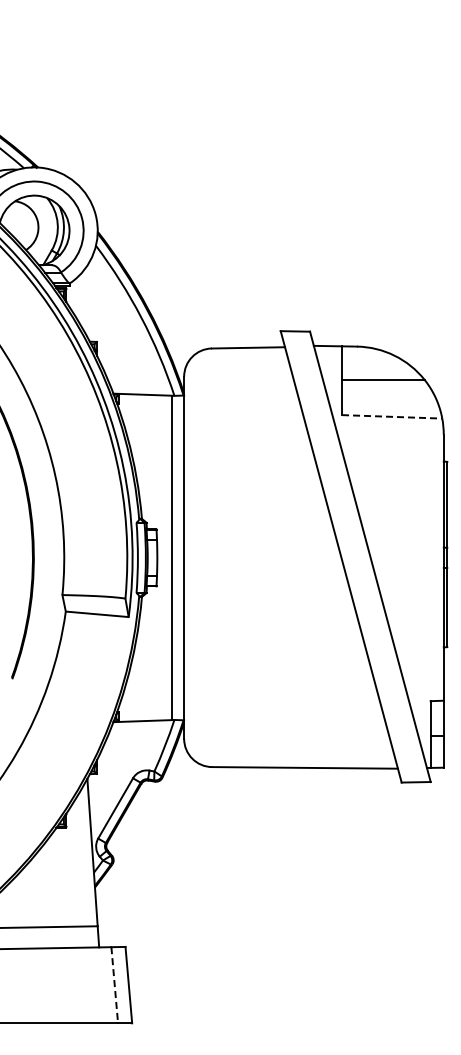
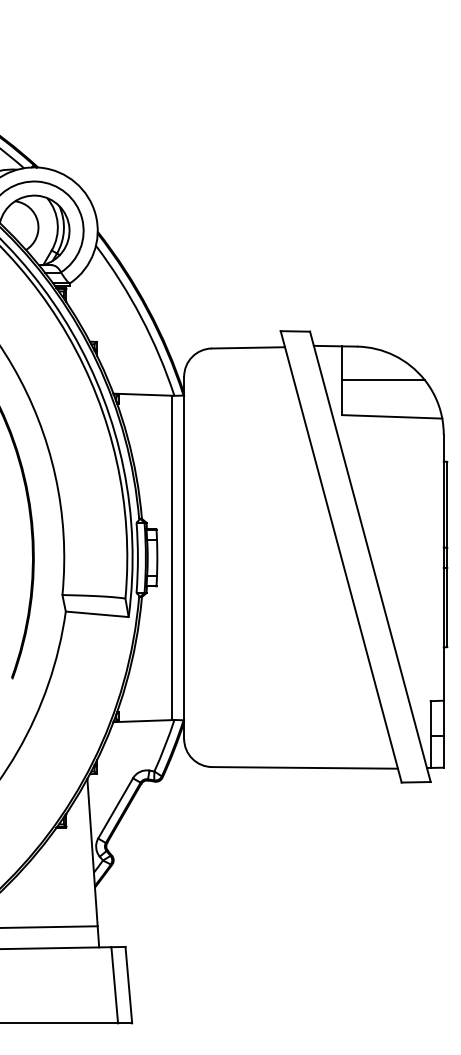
line: dashed -> solid (392, 416)
line: dashed -> solid (114, 985)
